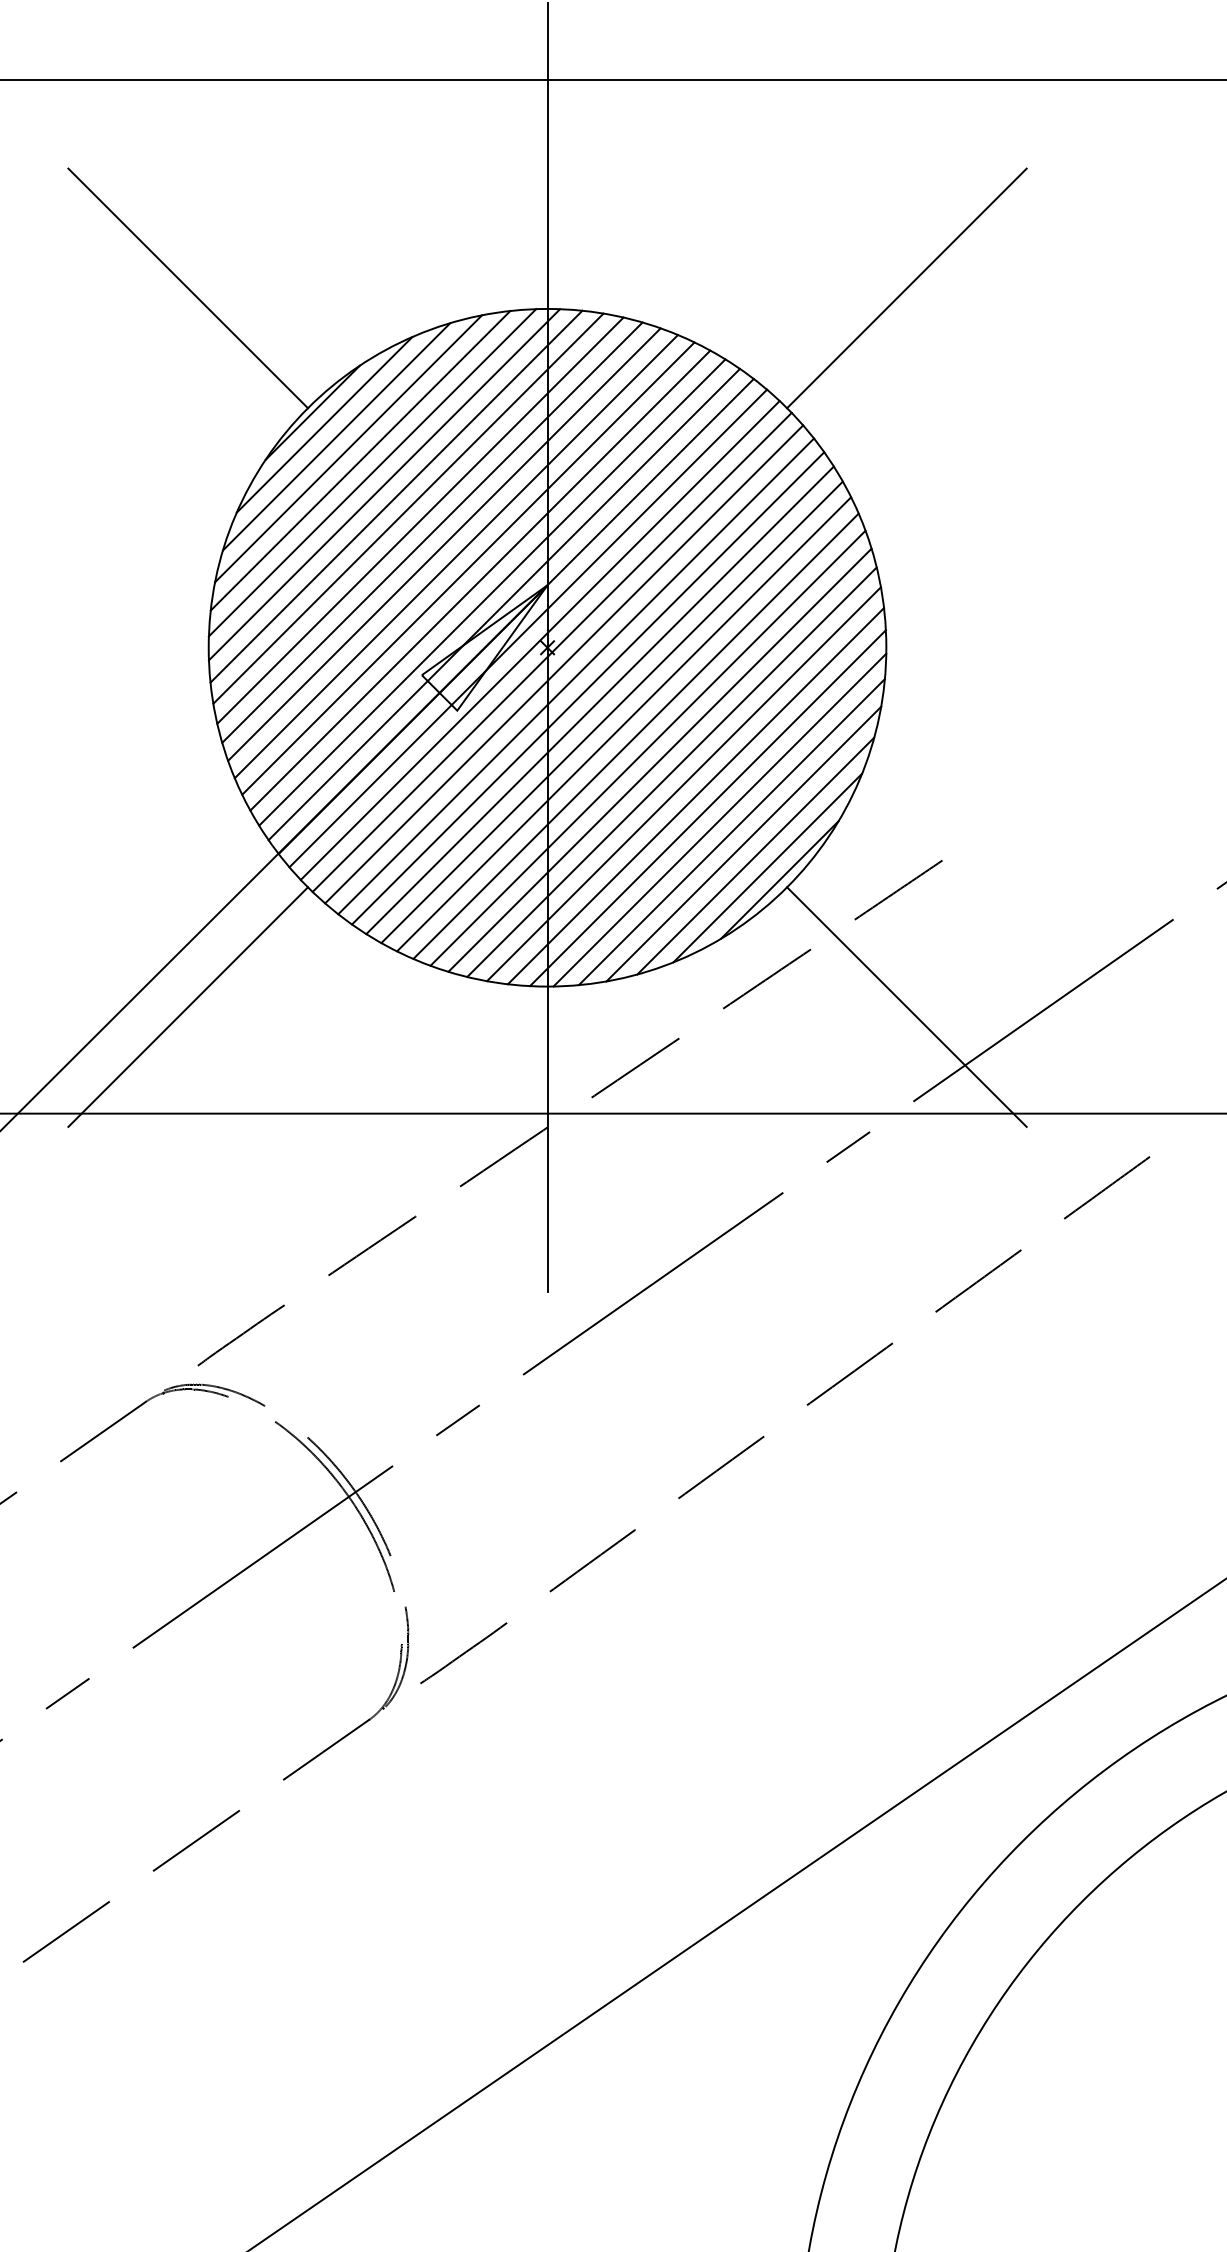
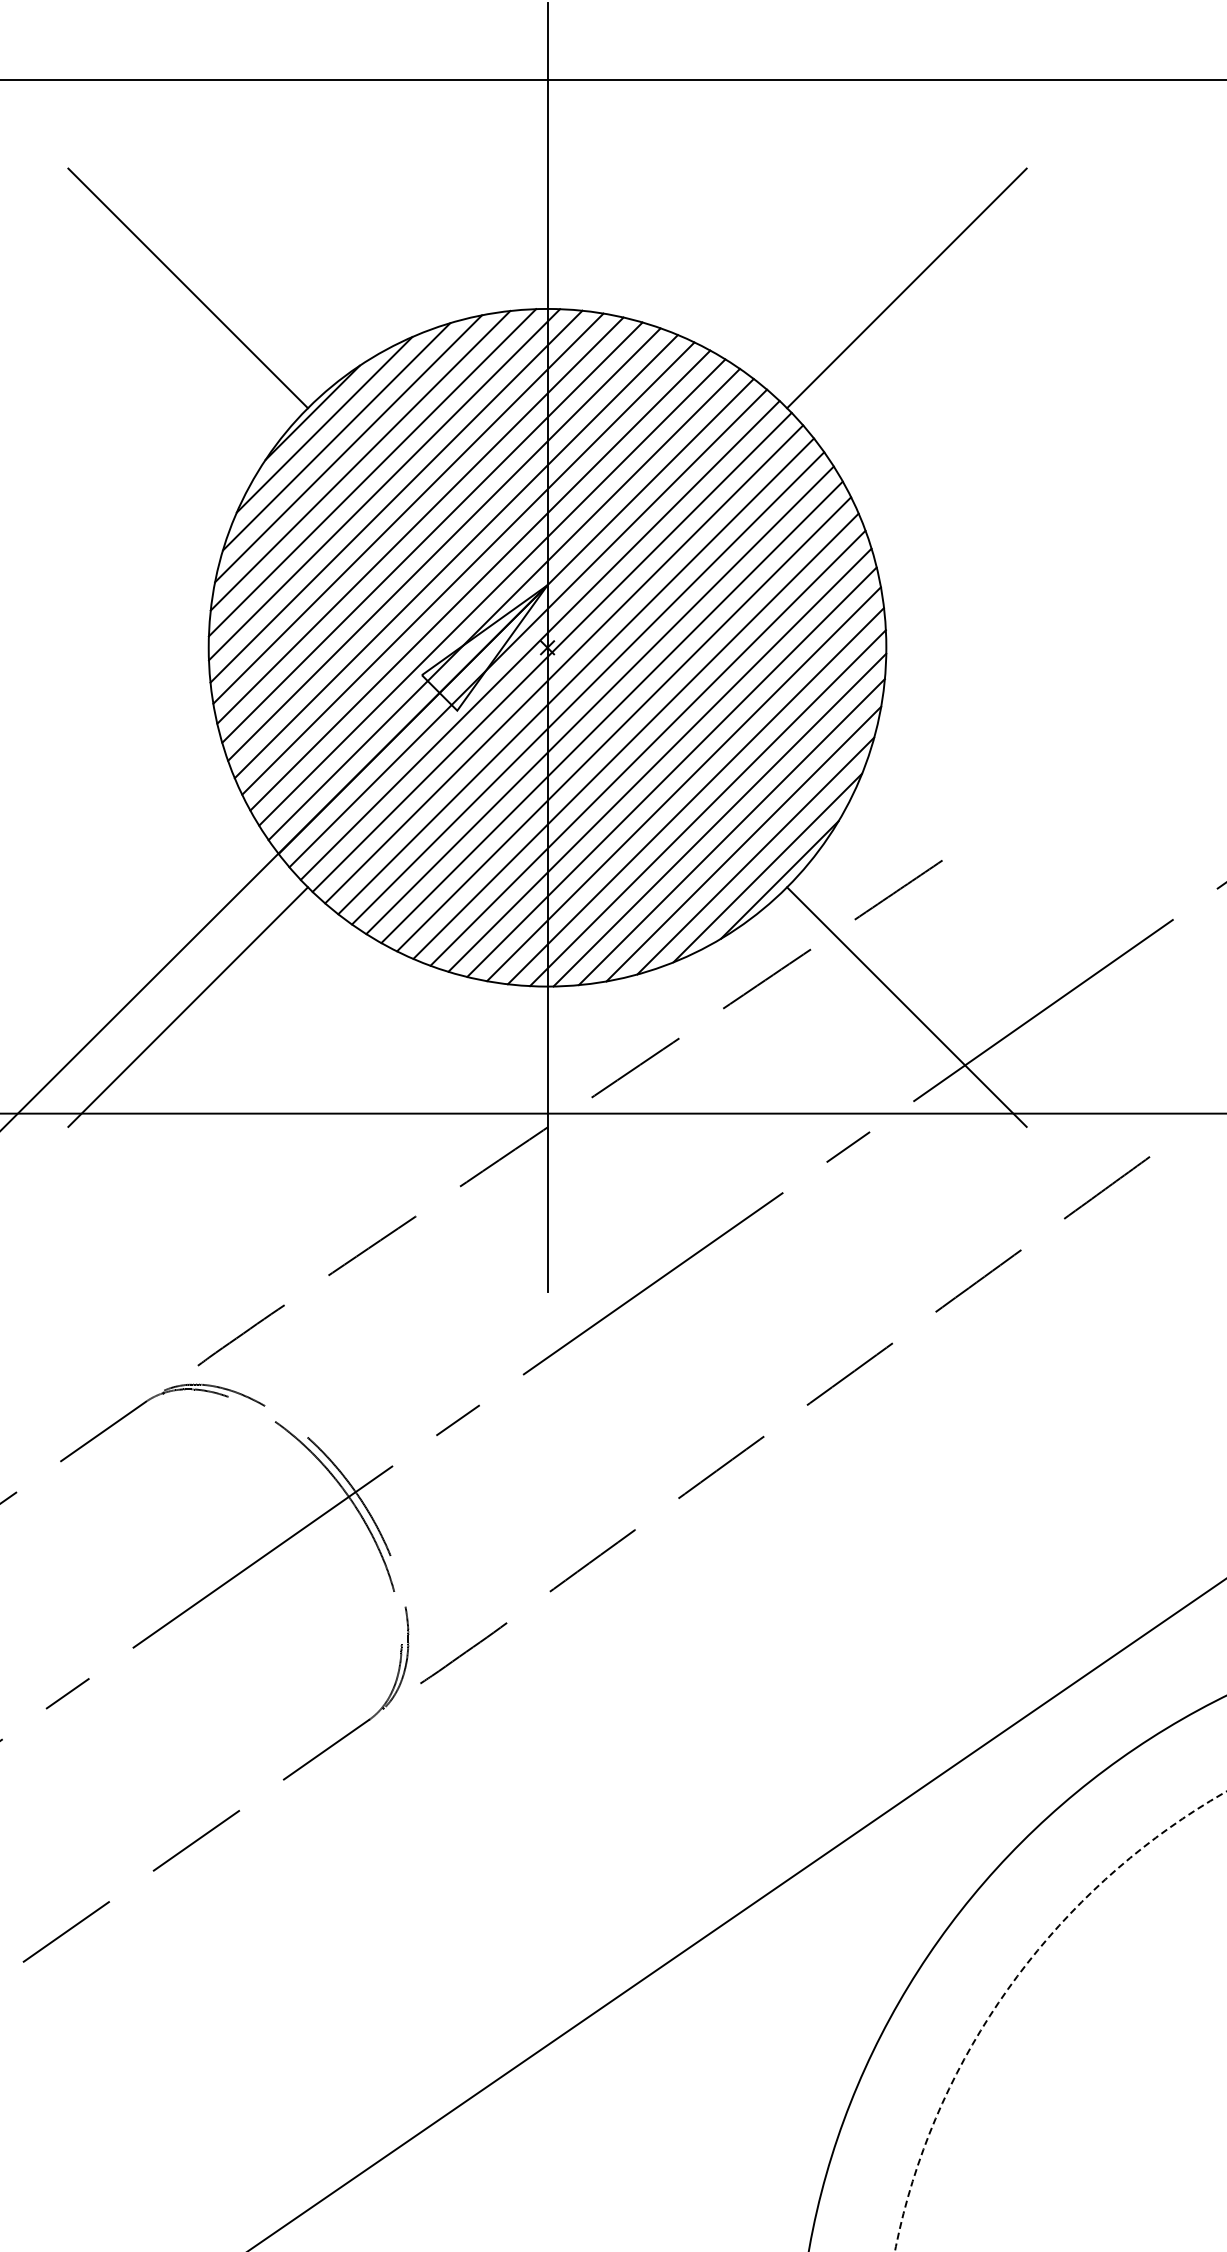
circle: solid -> dashed (1060, 2021)
